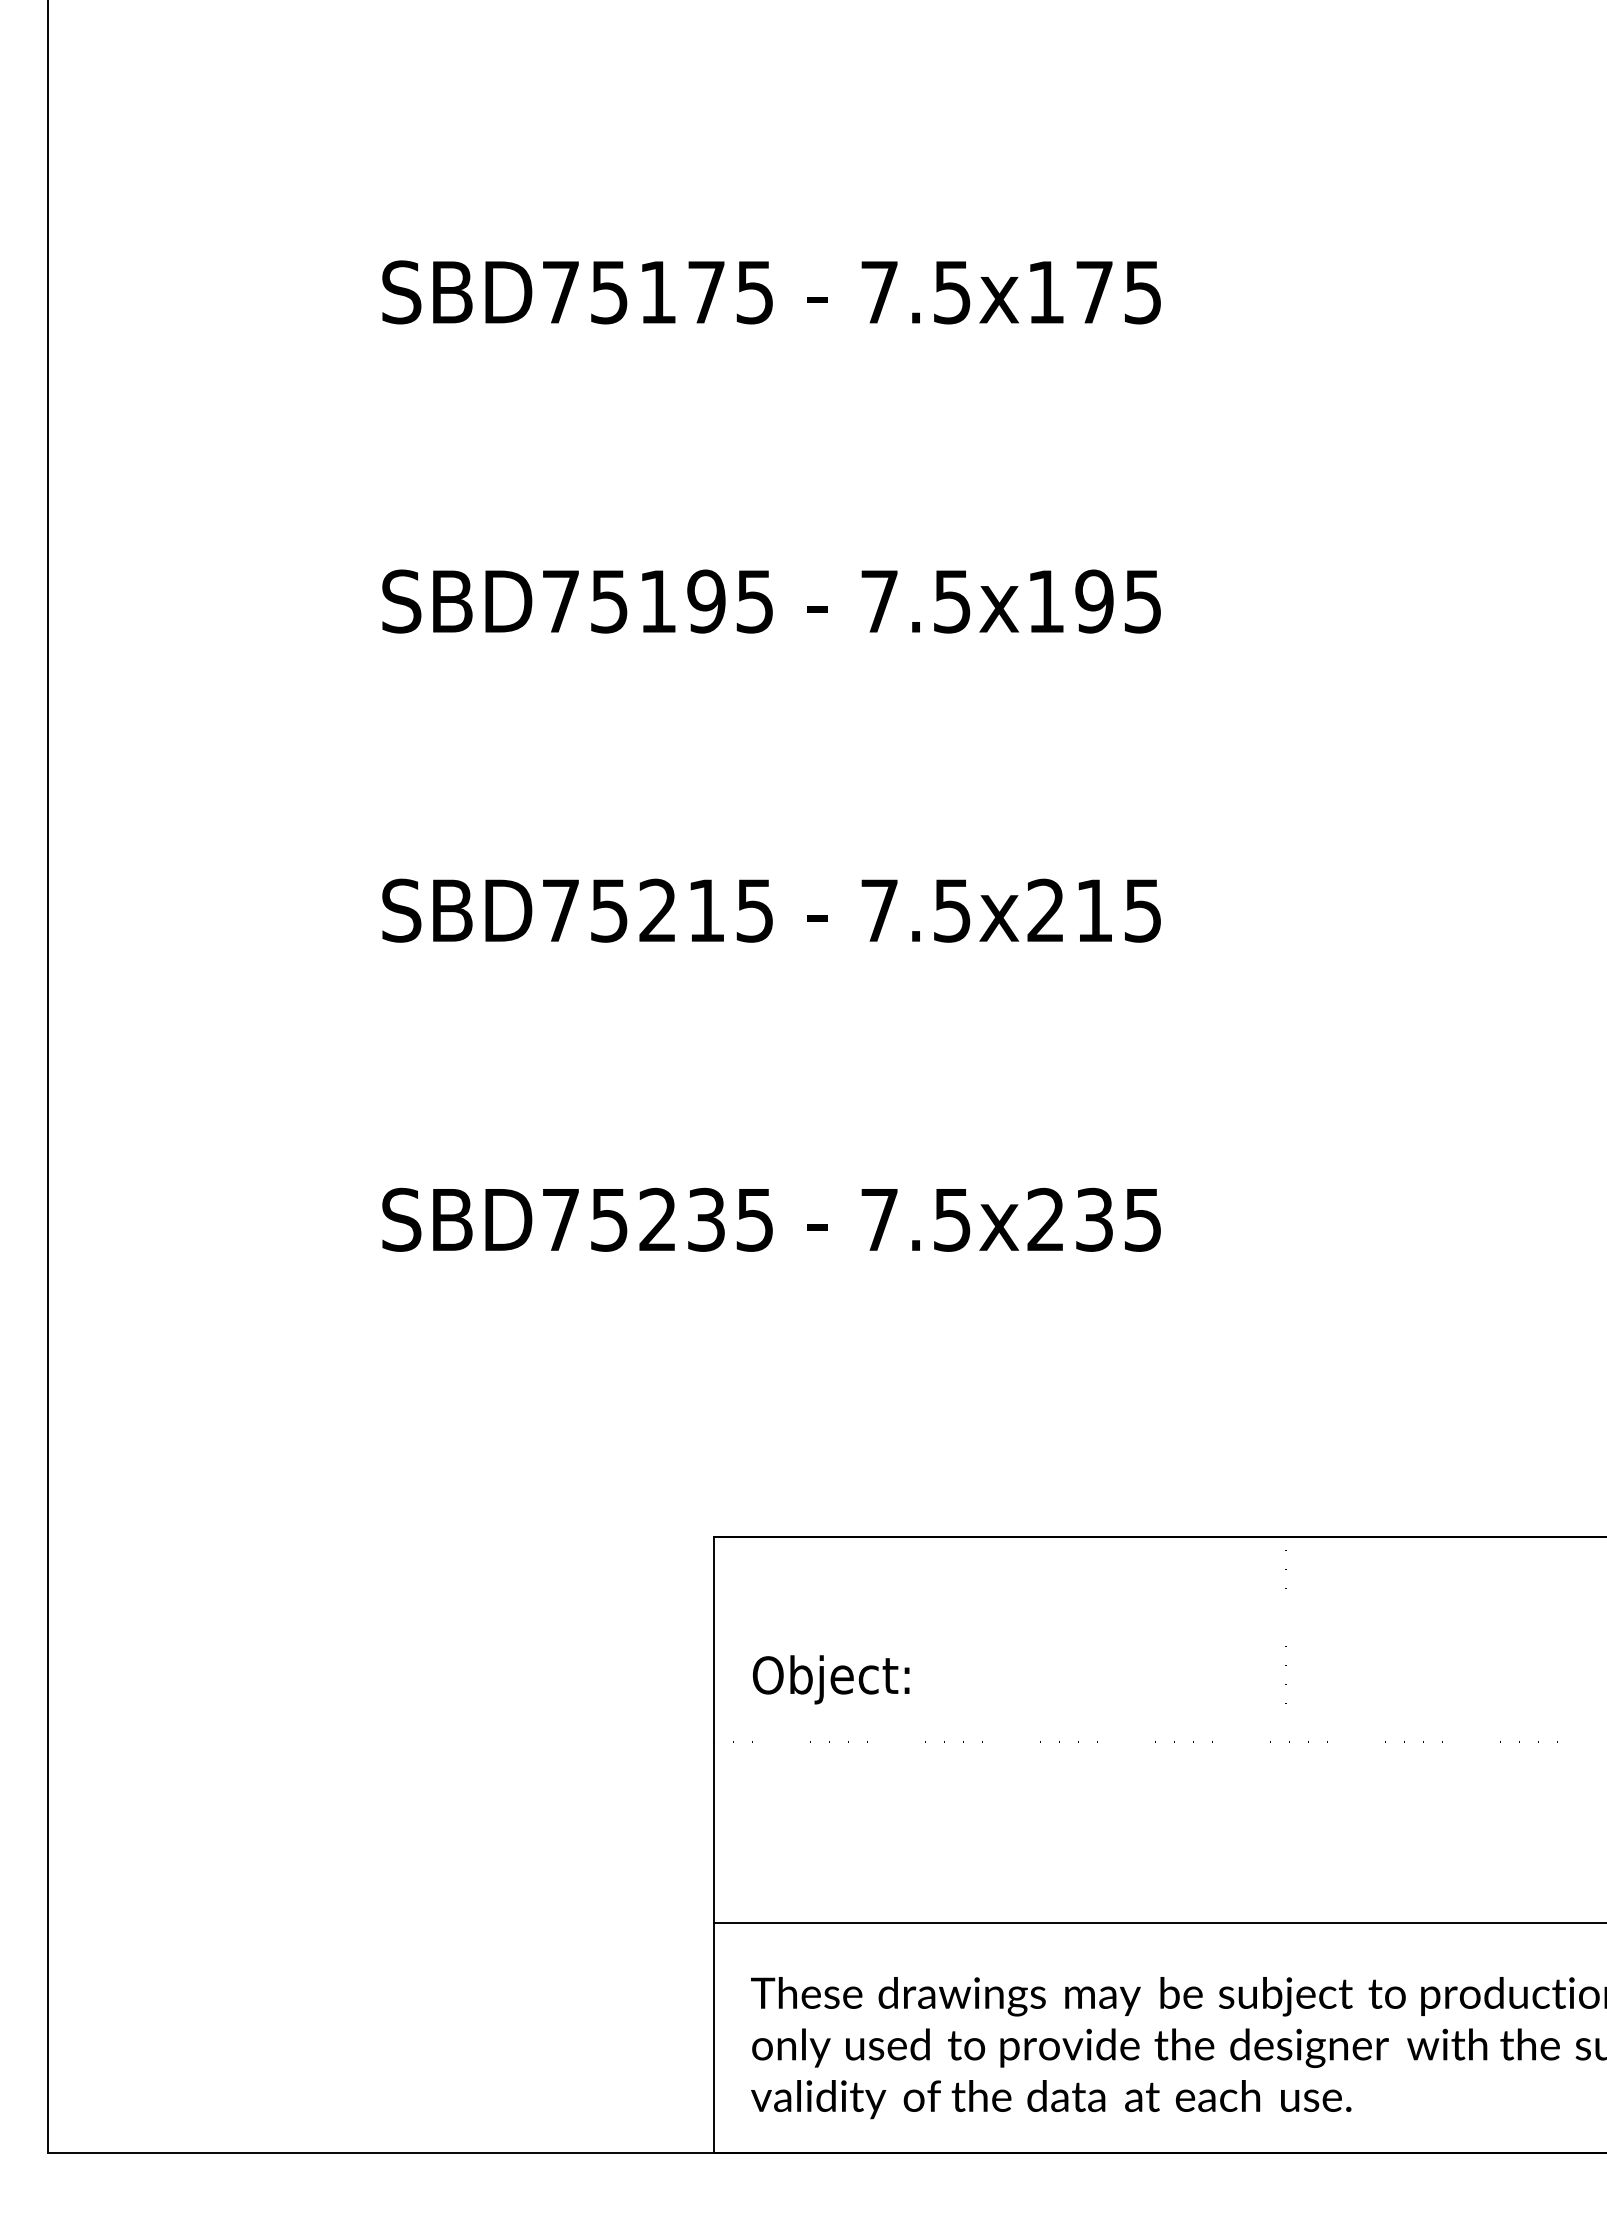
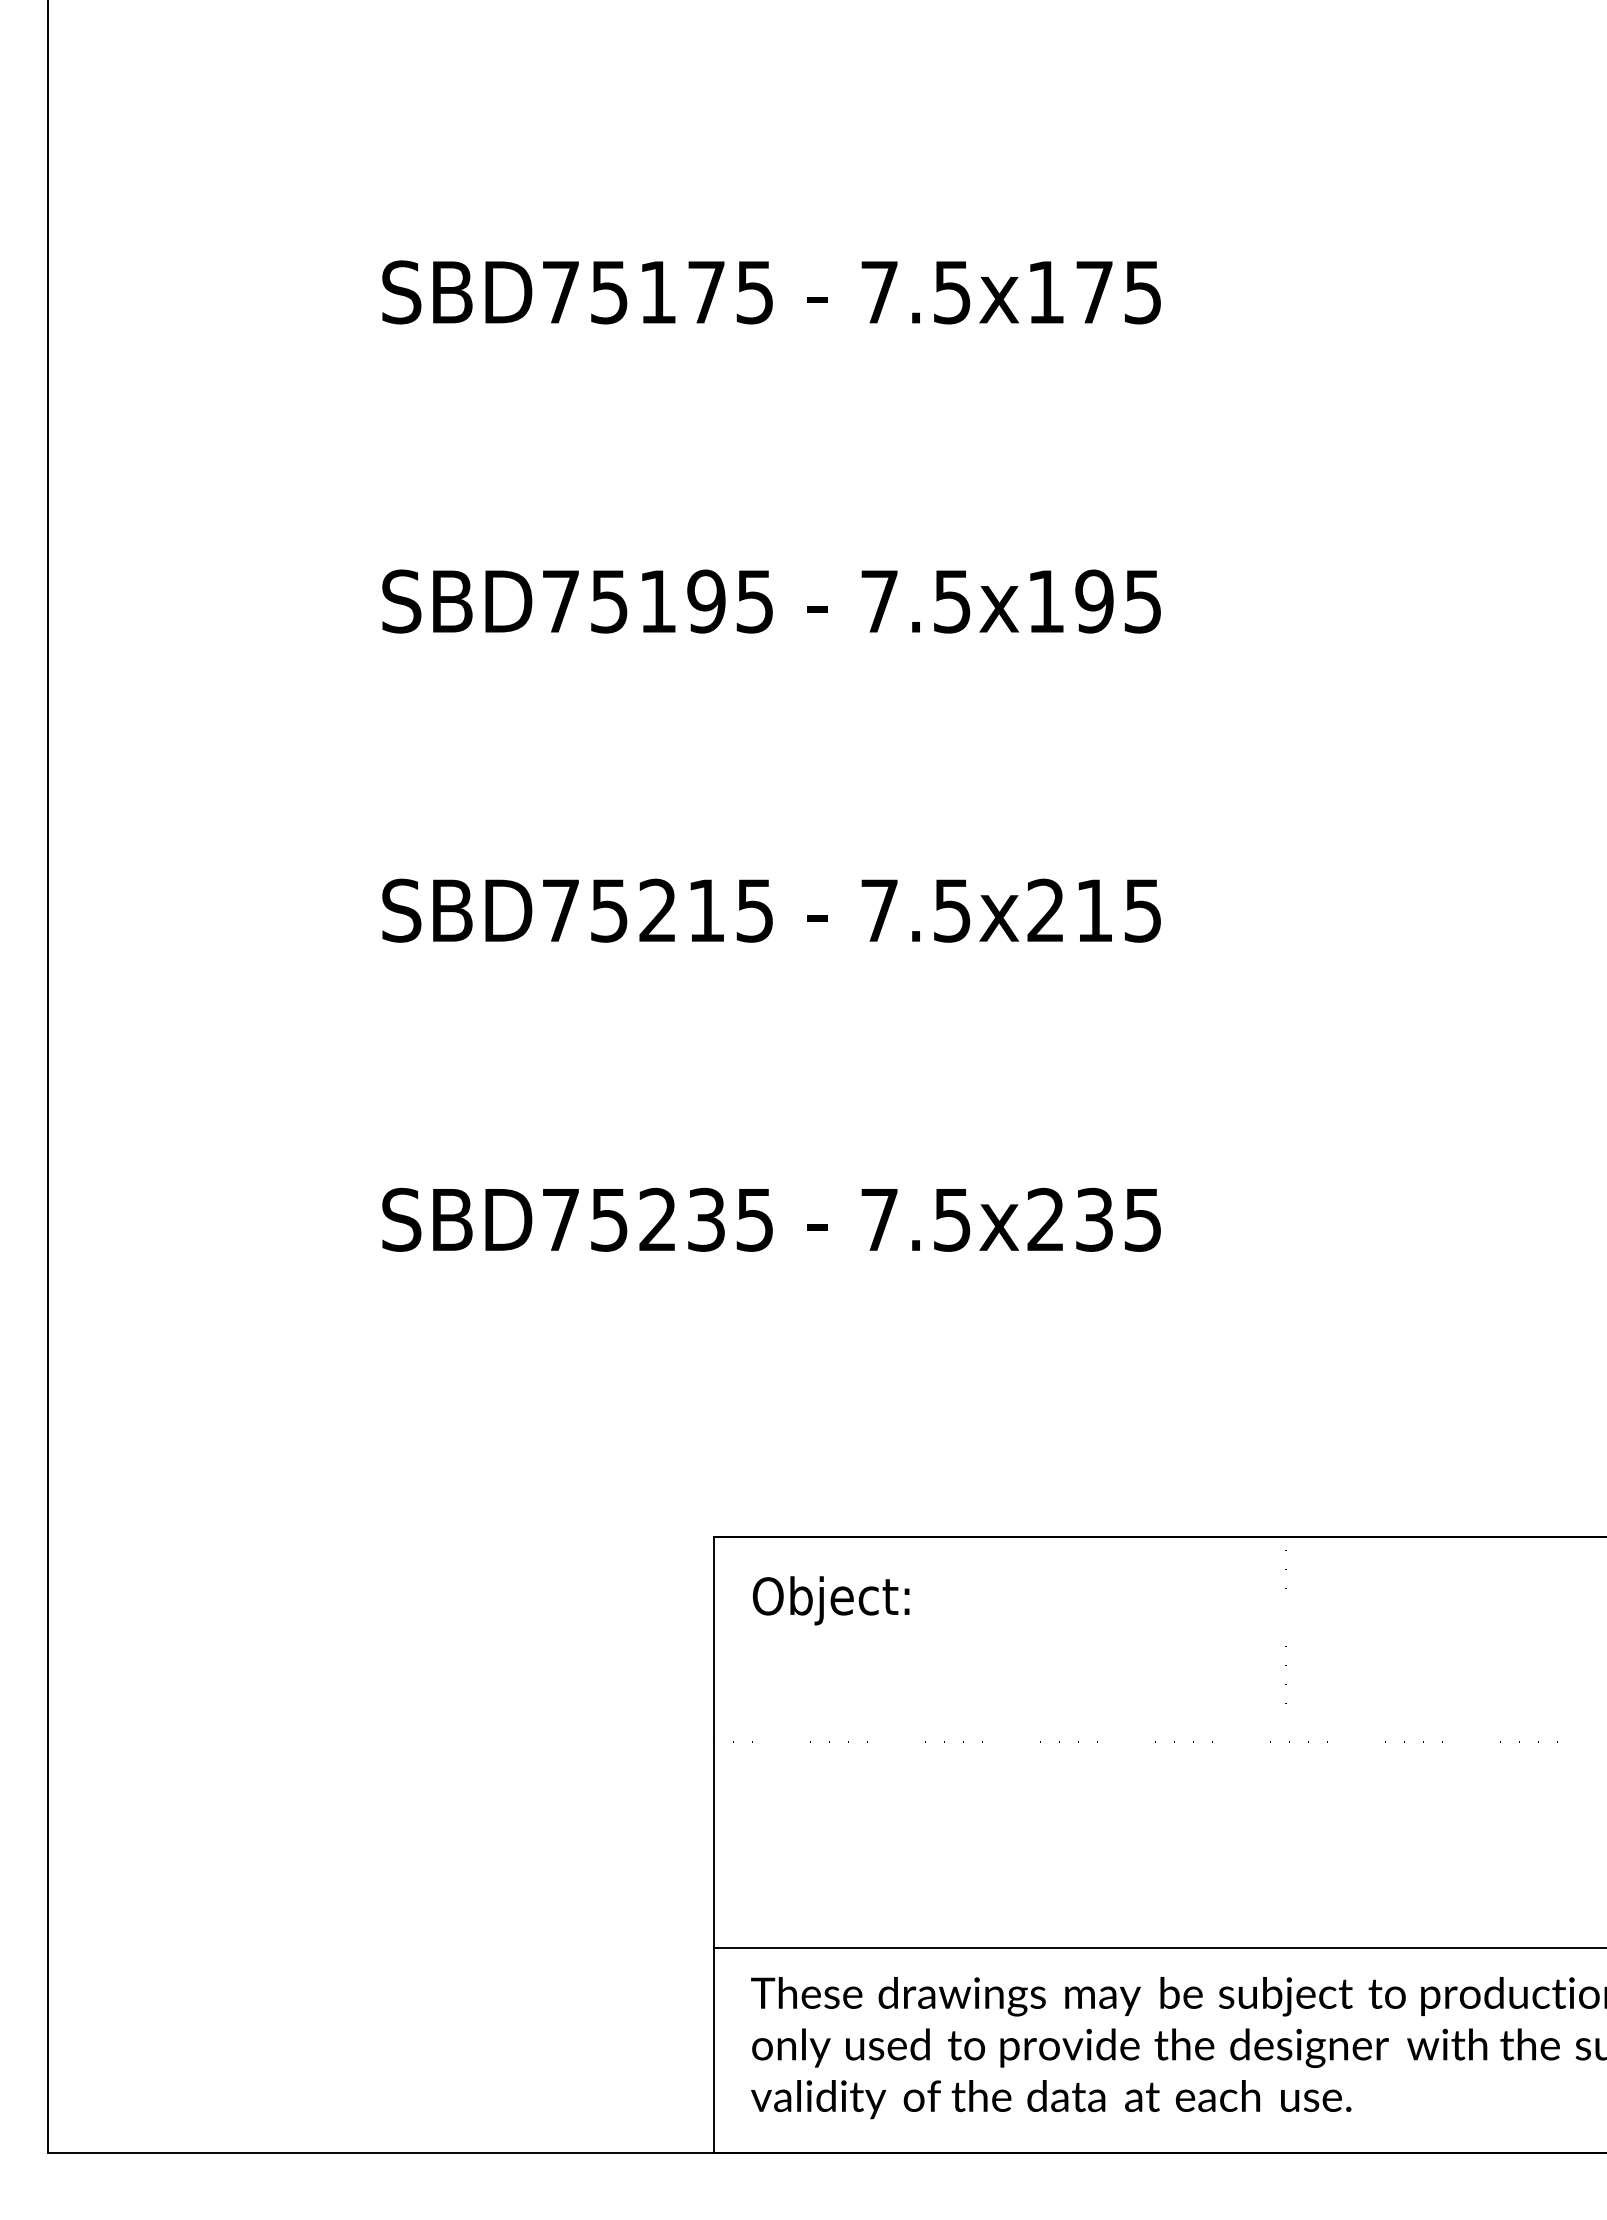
text position: (830, 1679) -> (830, 1600) (830, 1600)
line position: (1158, 1922) -> (1158, 1947) (1158, 1947)
